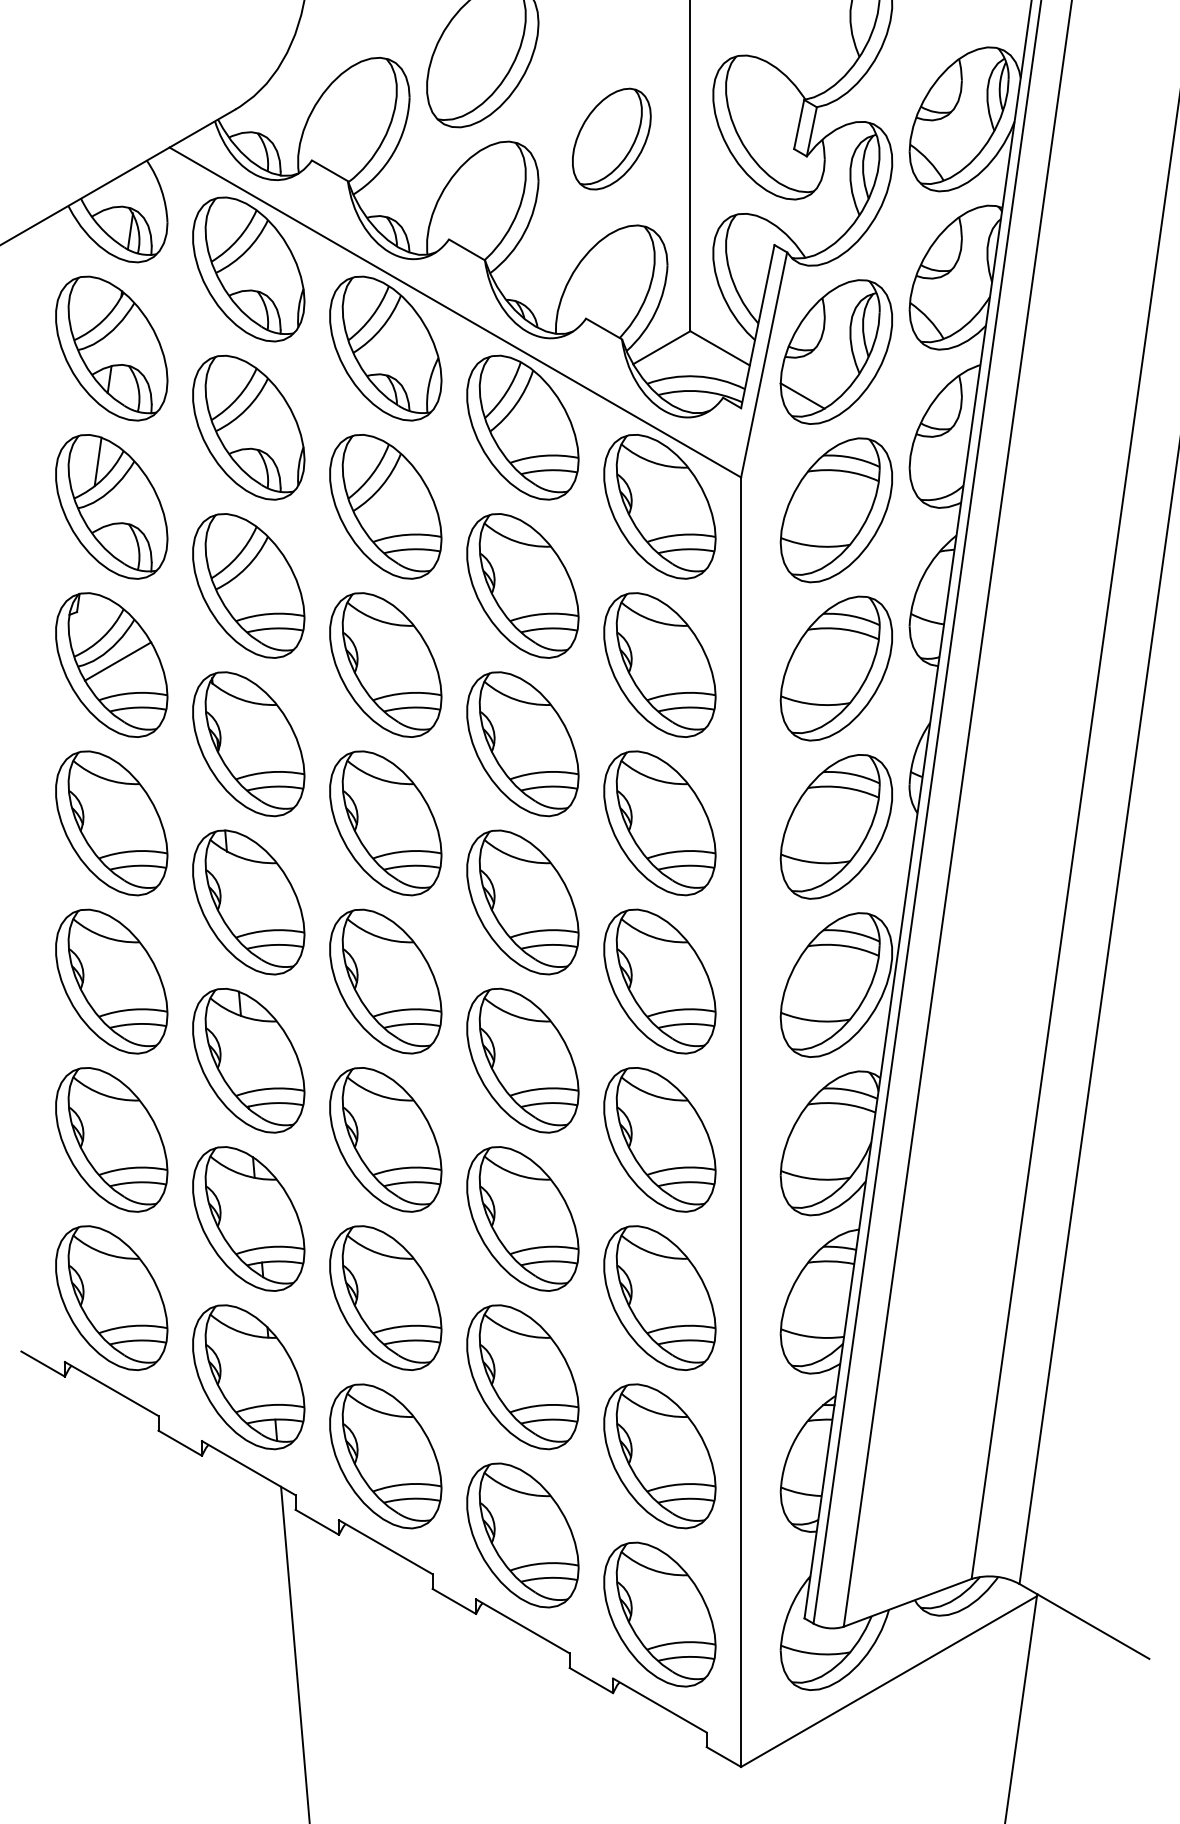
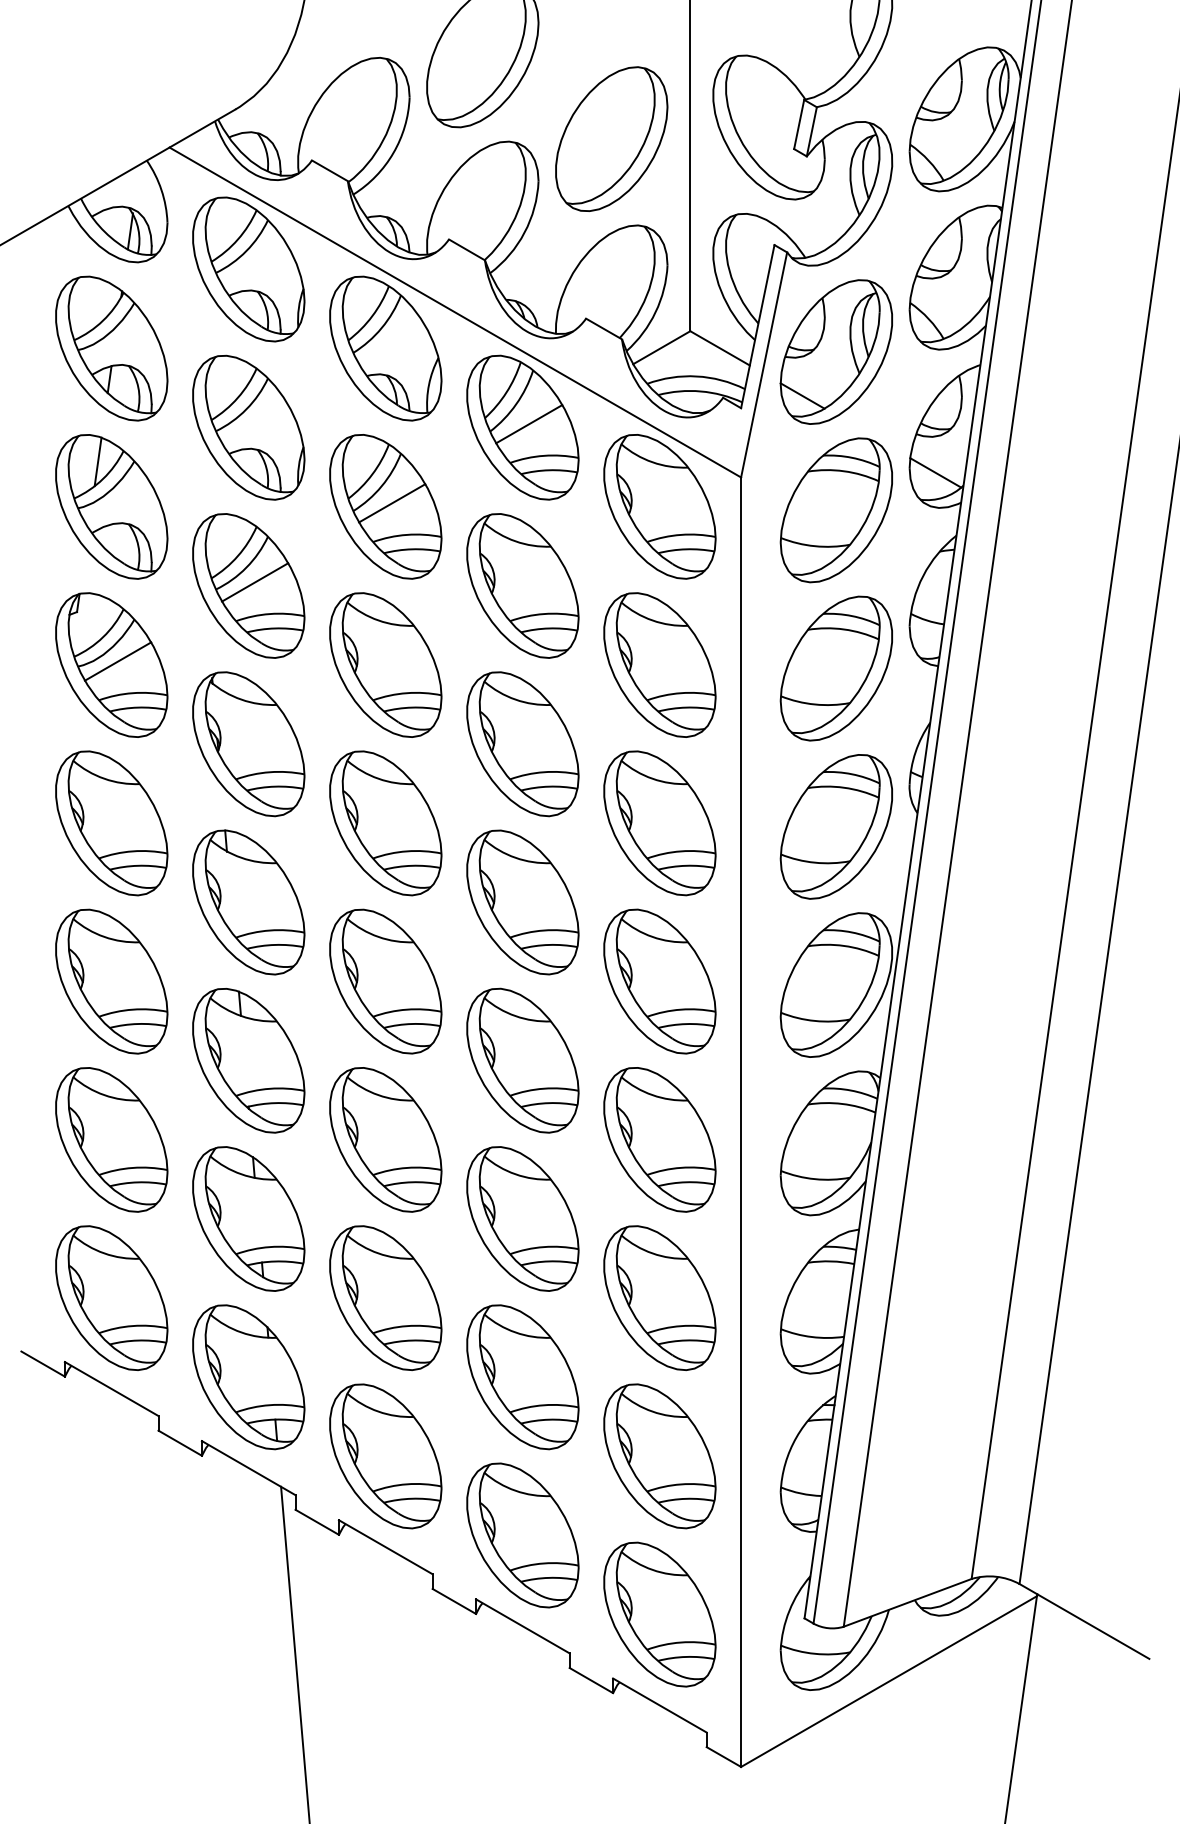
part size: 80x104 px -> 114x146 px (611, 138)
line: none -> present (529, 424)
line: none -> present (935, 472)
line: none -> present (392, 503)
line: none -> present (255, 582)
